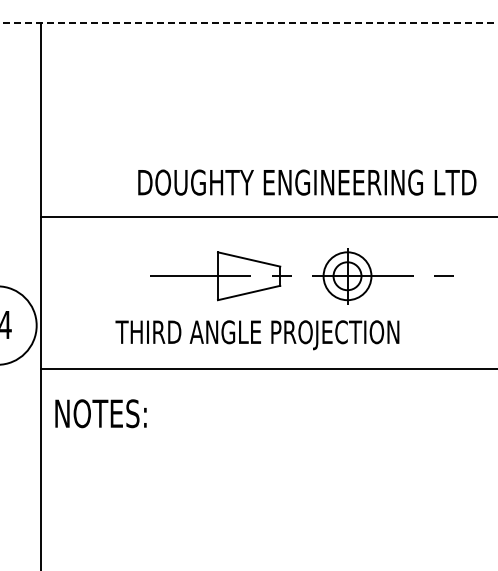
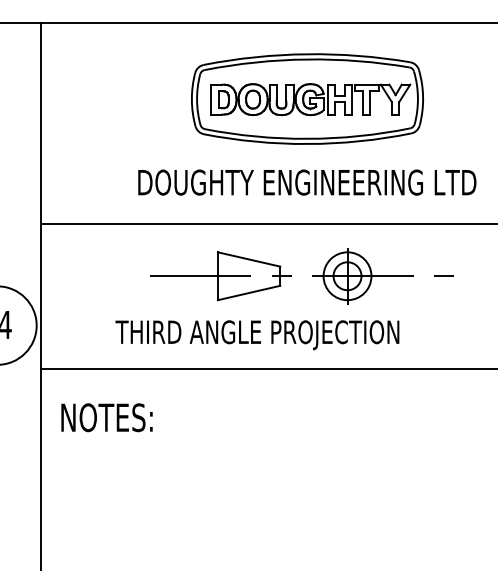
line: dashed -> solid (248, 22)
part: none -> present (307, 98)
line position: (267, 216) -> (267, 223) (267, 223)
text position: (100, 413) -> (106, 417) (106, 417)
